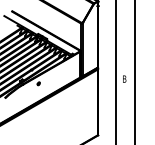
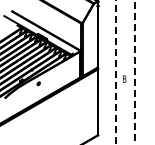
line: solid -> dashed (115, 72)
line: solid -> dashed (135, 72)
